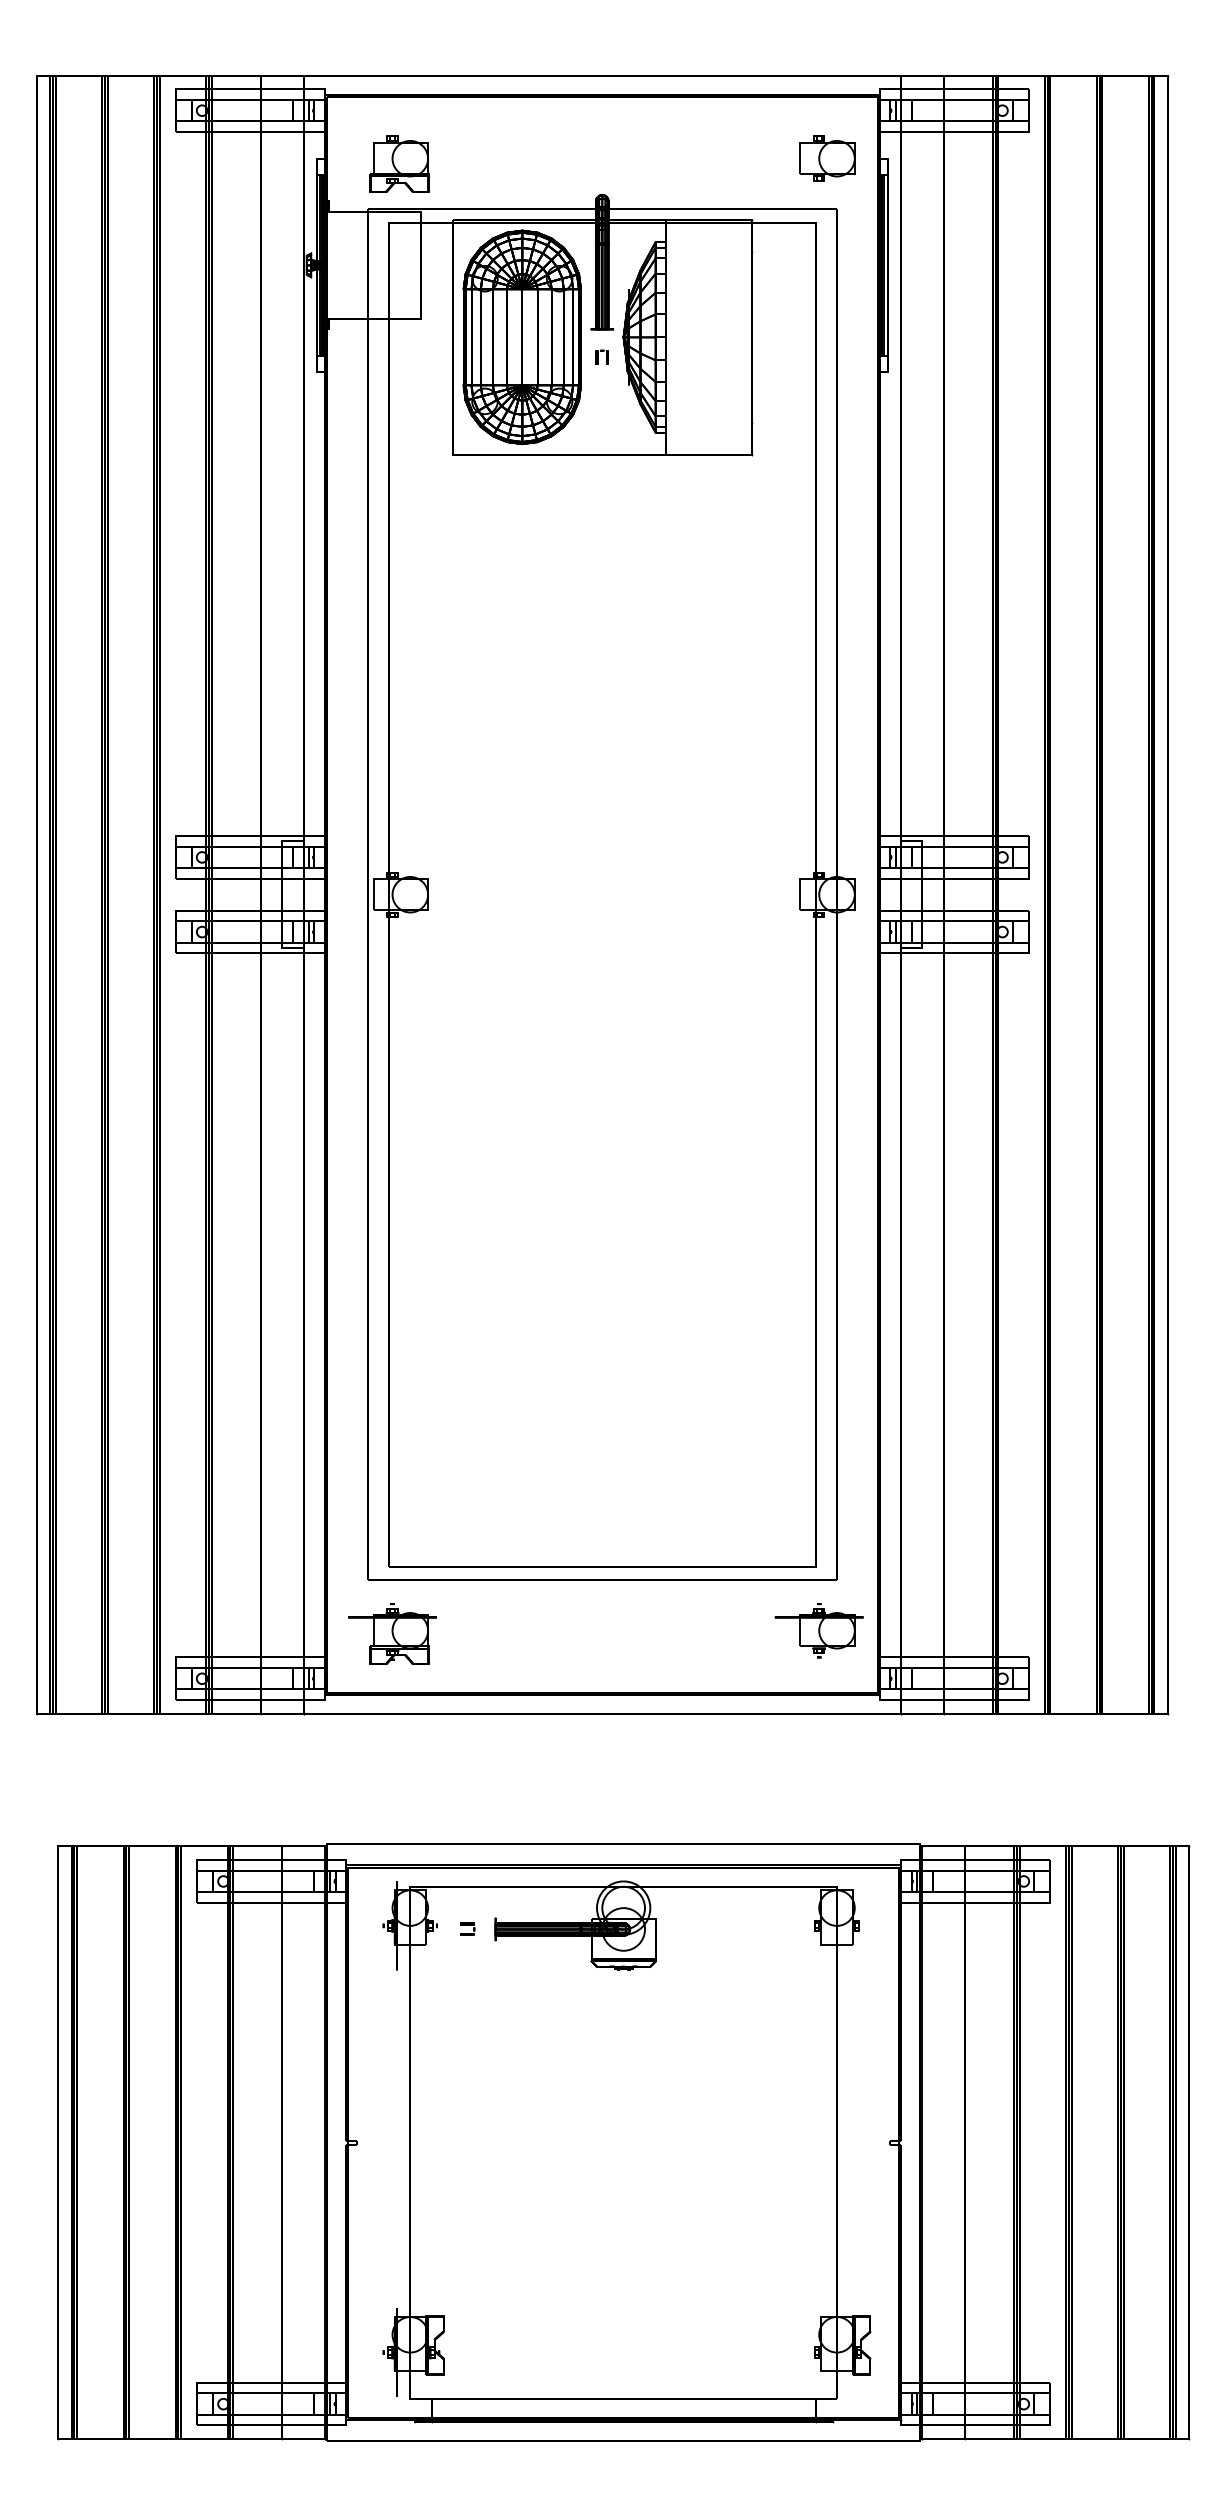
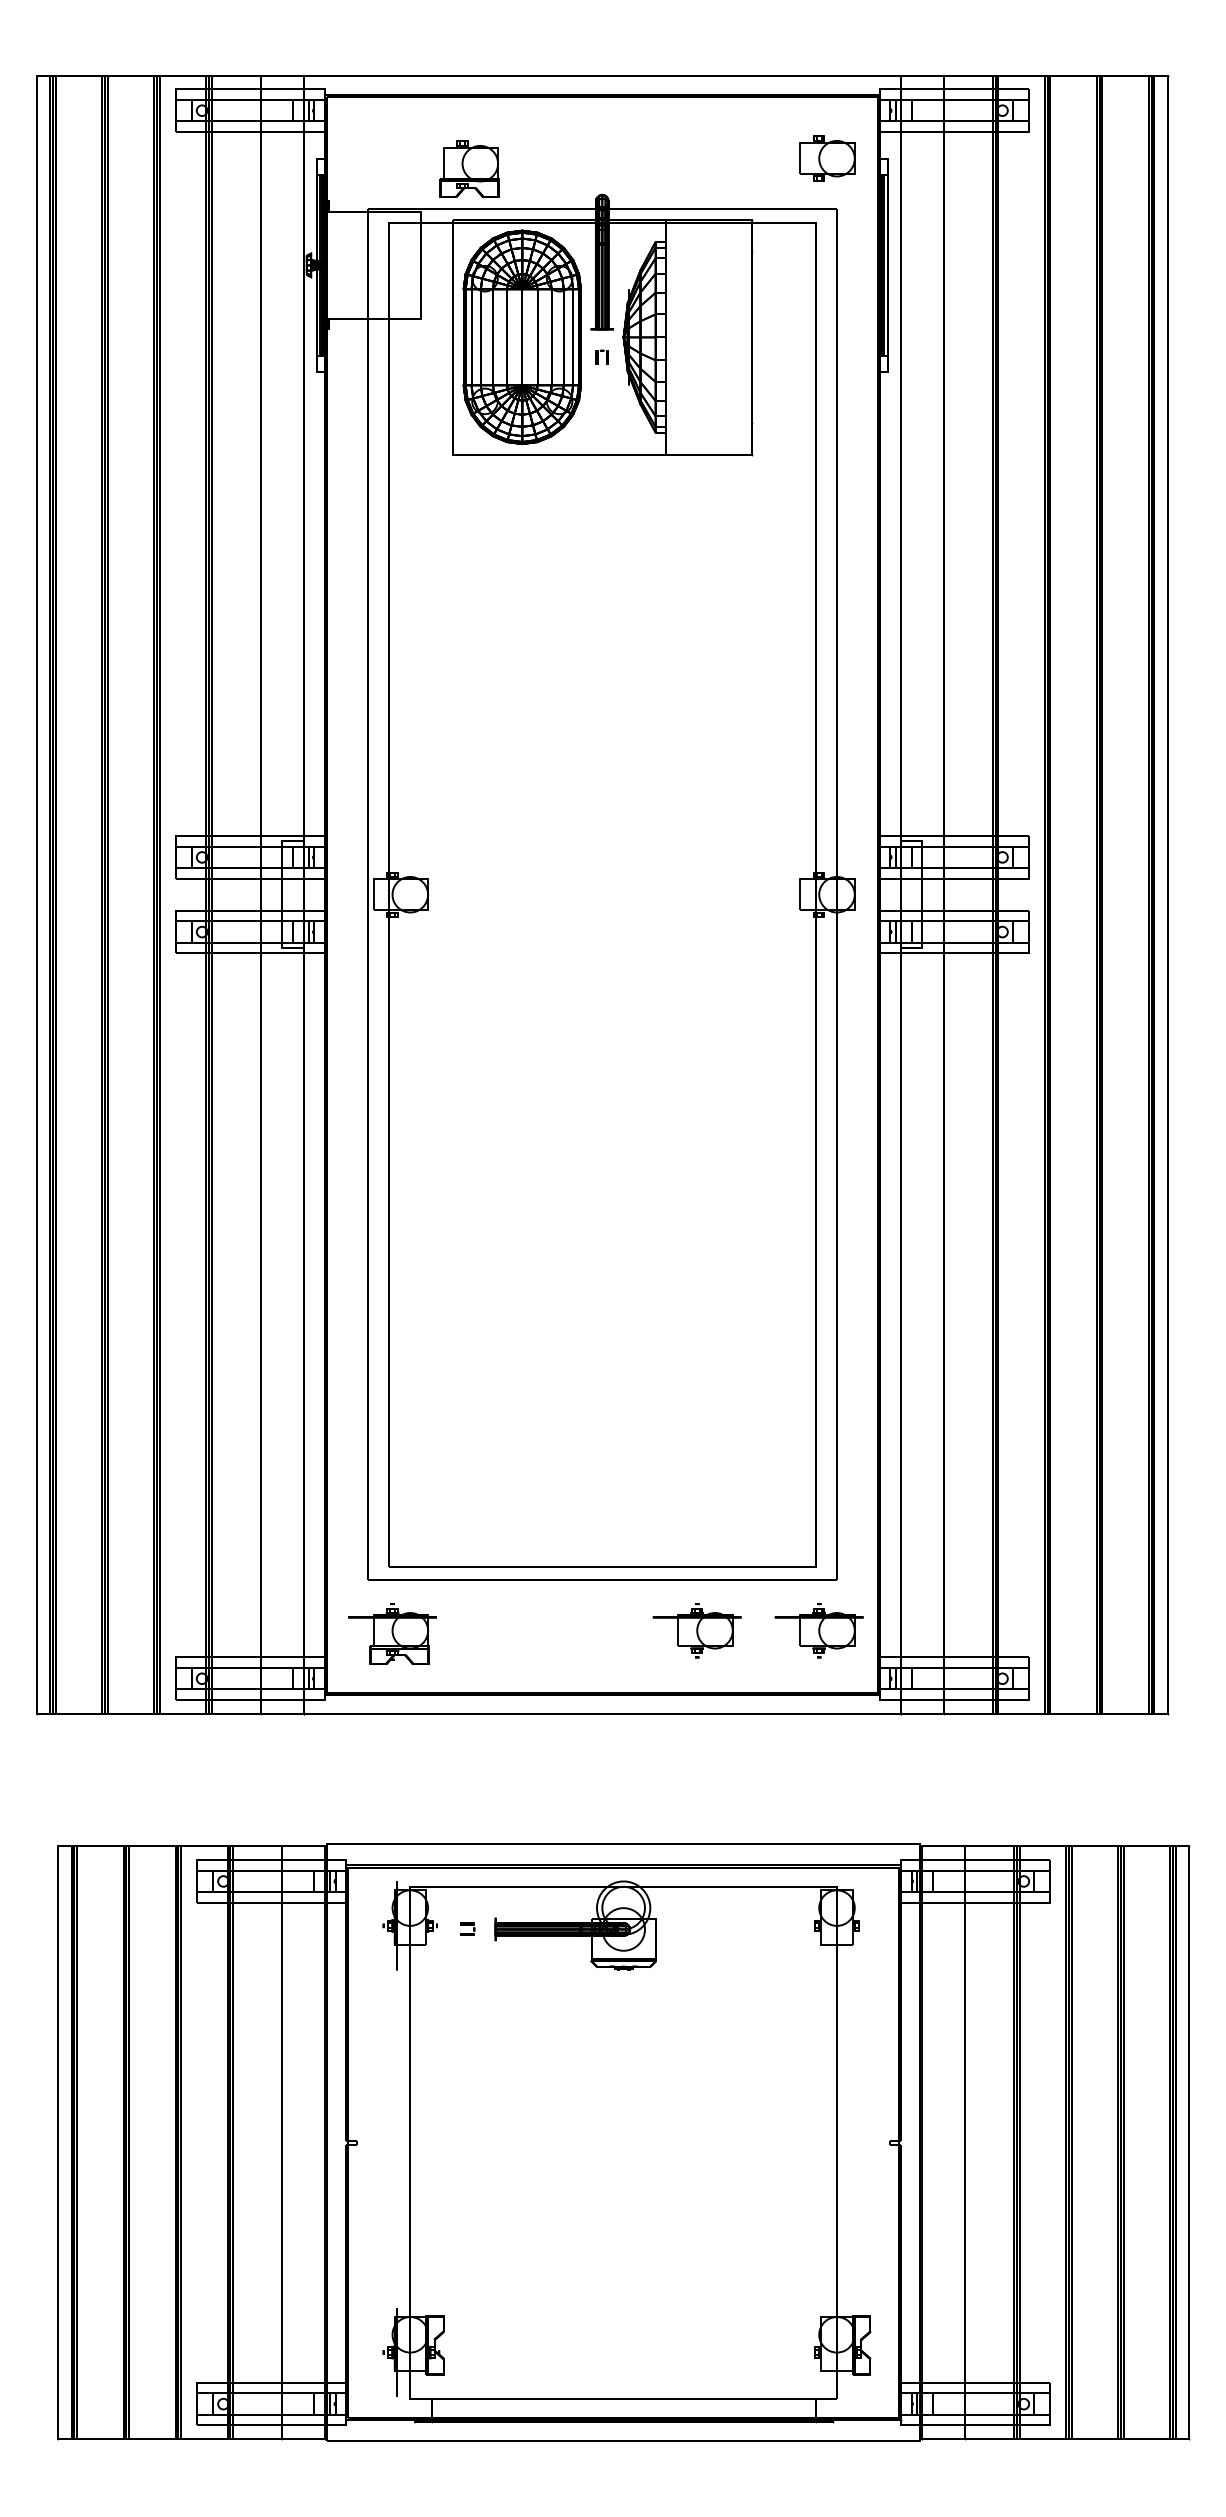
part position: (399, 163) -> (469, 168) (469, 168)
part: none -> present (696, 1630)
